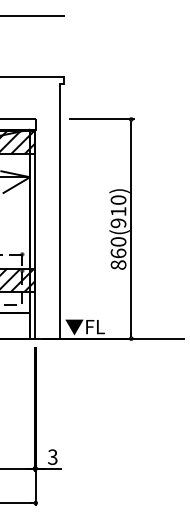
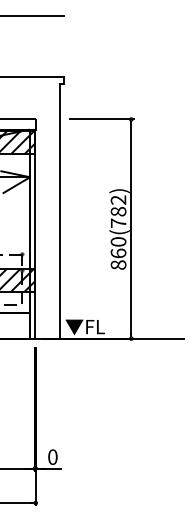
text: 860(910) -> 860(782) (118, 211)
text: 3 -> 0 (52, 456)
